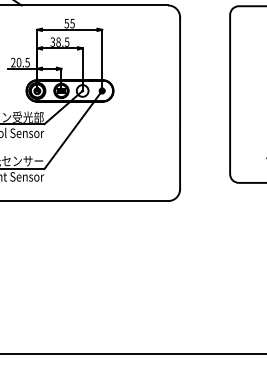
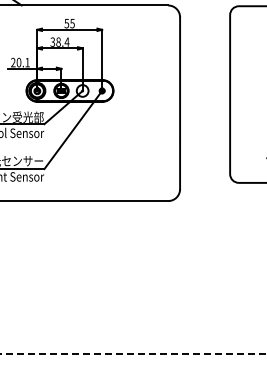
text: 38.5 -> 38.4 (66, 41)
text: 20.5 -> 20.1 (27, 62)
line: solid -> dashed (133, 353)
